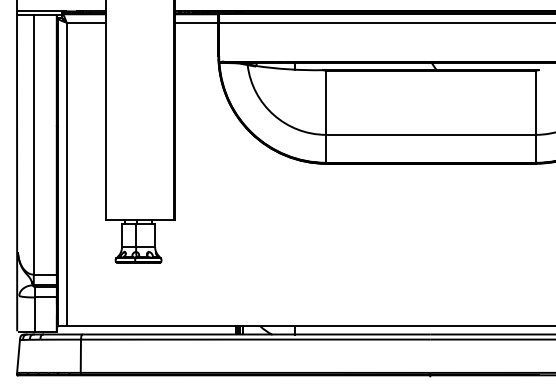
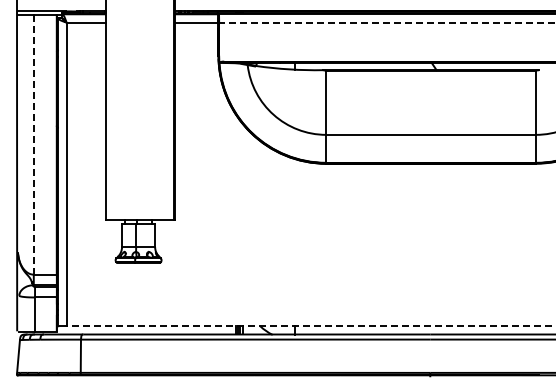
line: solid -> dashed (386, 22)
line: solid -> dashed (33, 145)
line: solid -> dashed (310, 326)
